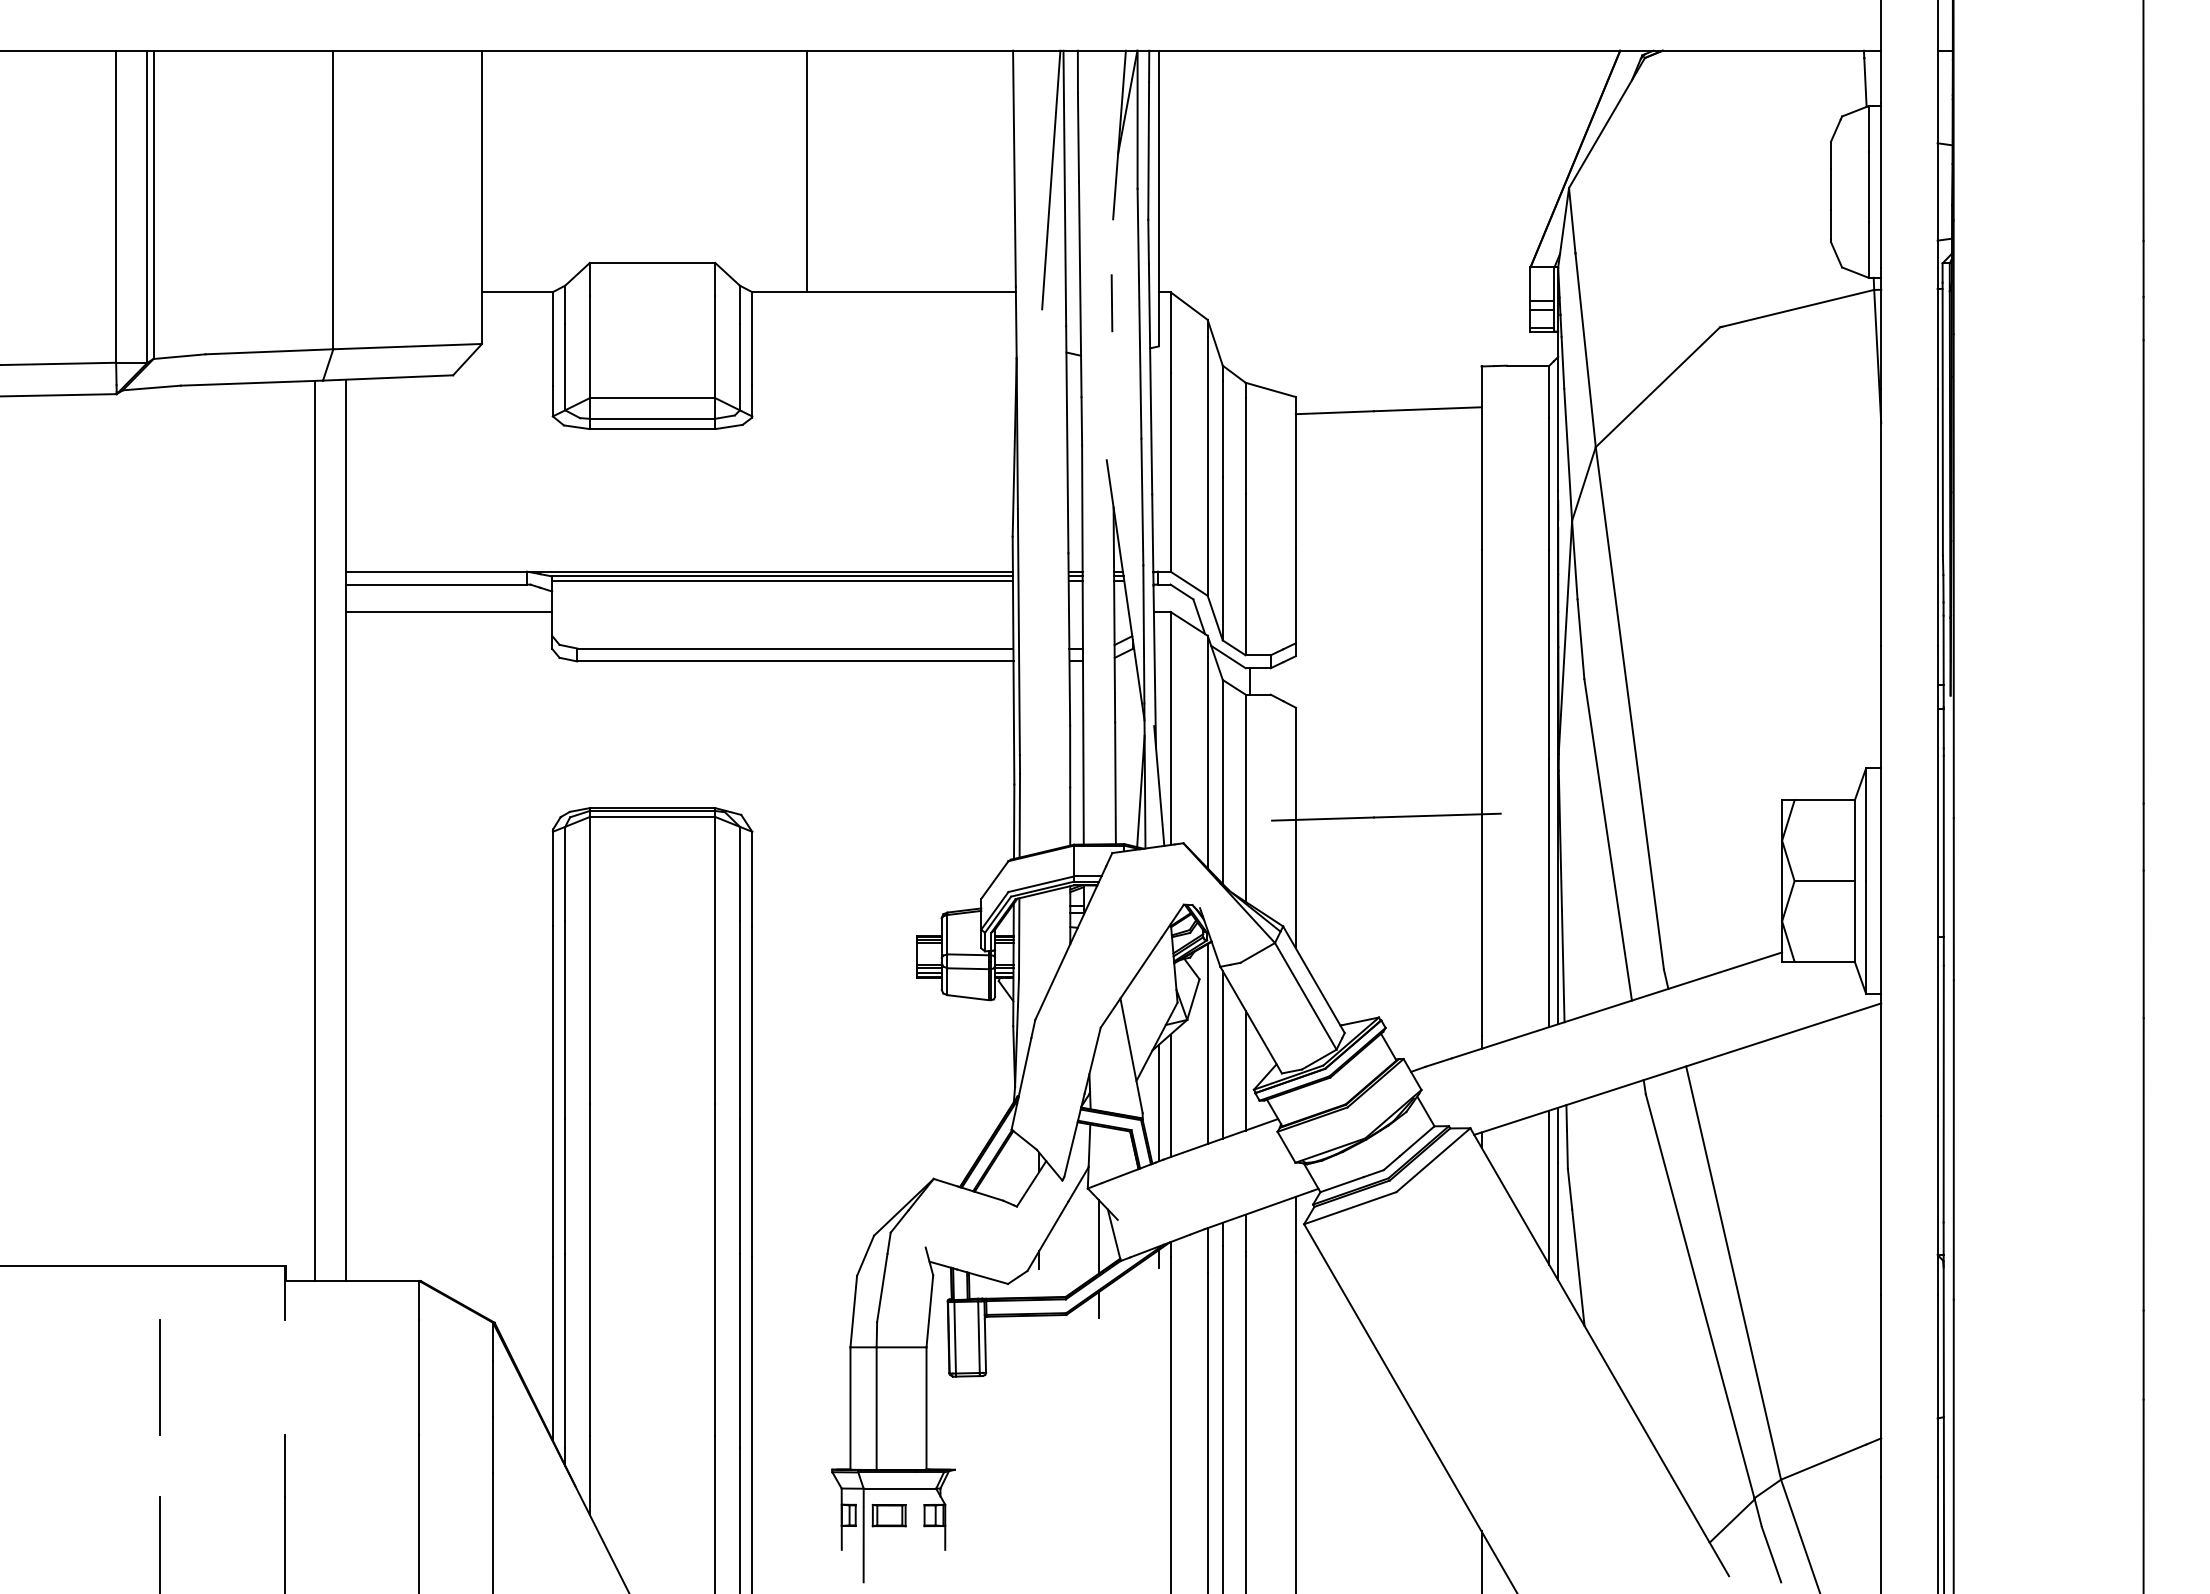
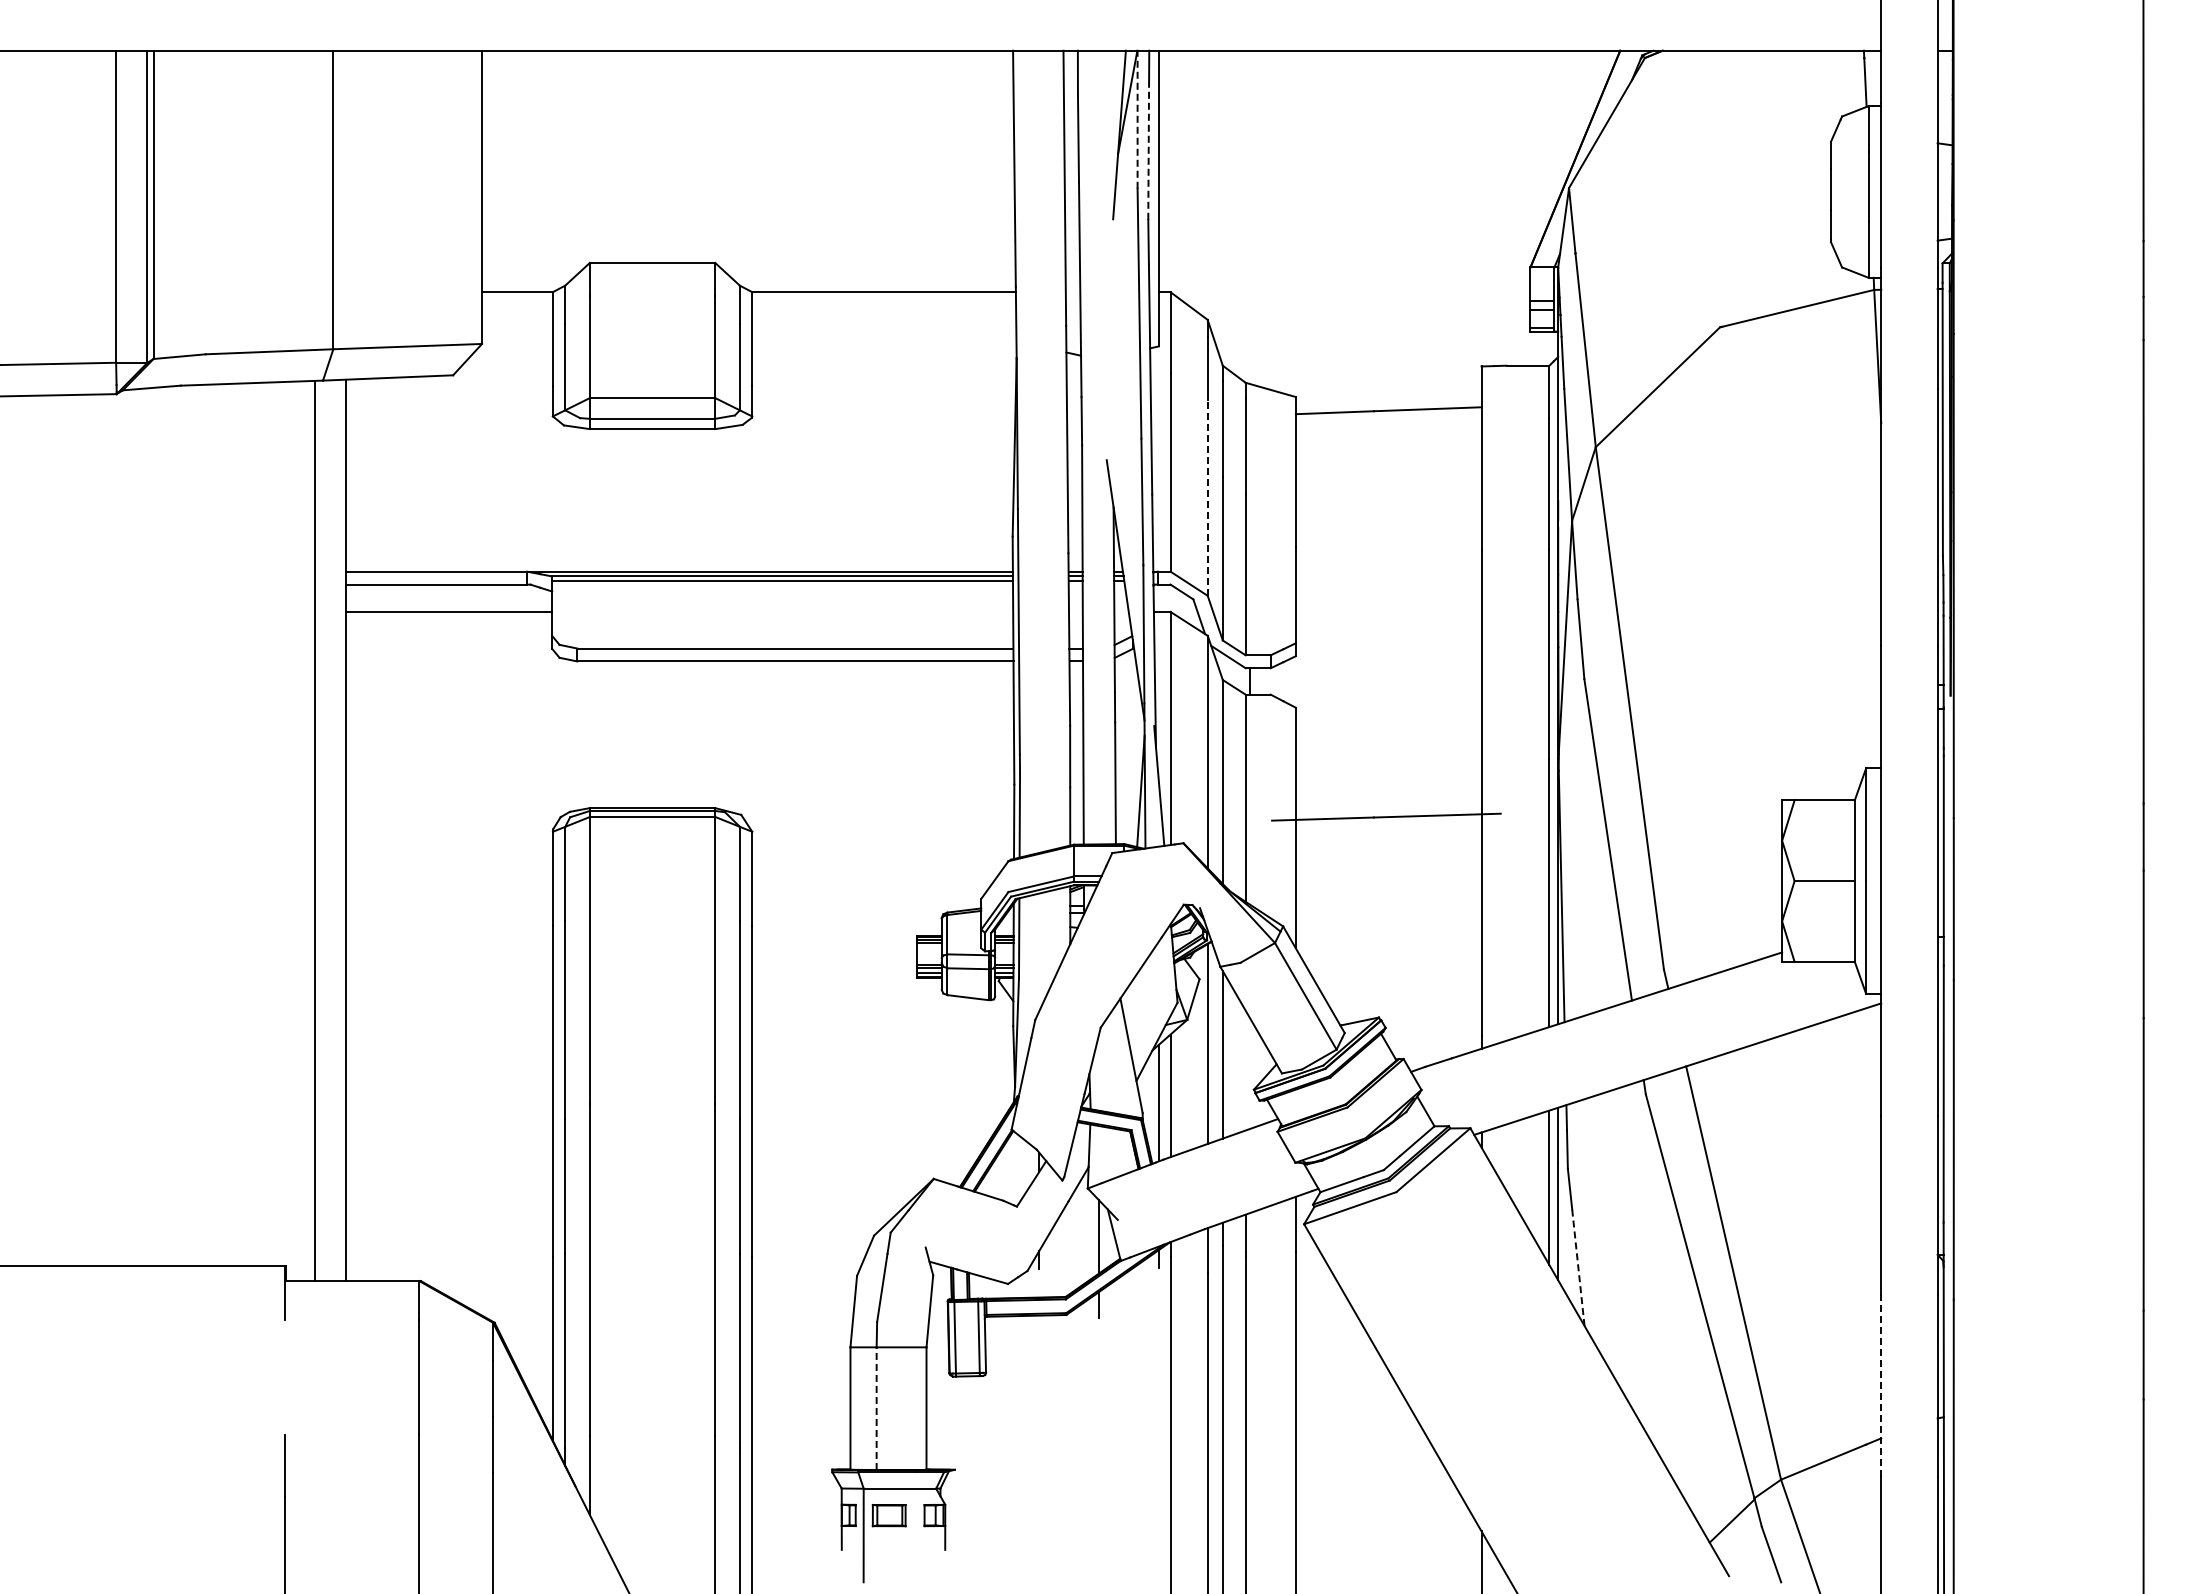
line: solid -> dashed (1137, 119)
line: solid -> dashed (1148, 151)
line: present -> none (807, 171)
line: present -> none (1051, 179)
line: present -> none (1111, 303)
line: solid -> dashed (1207, 497)
line: present -> none (1245, 1070)
line: solid -> dashed (1578, 1267)
line: present -> none (159, 1377)
line: solid -> dashed (1881, 1385)
line: solid -> dashed (876, 1408)
line: present -> none (160, 1543)
